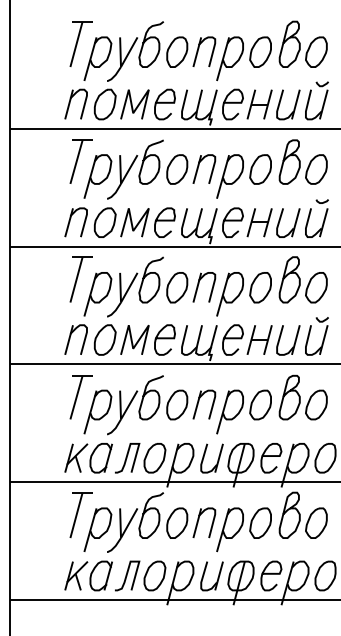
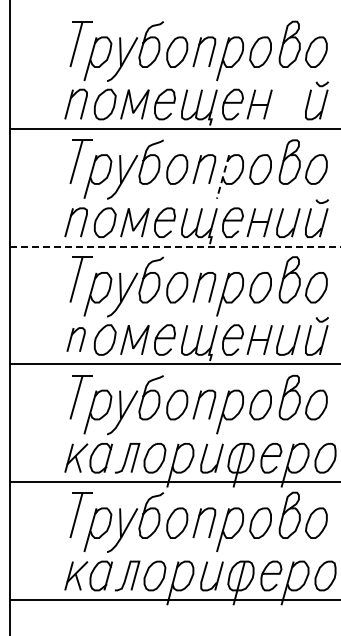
part: present -> none (294, 105)
line: solid -> dashed (223, 176)
line: solid -> dashed (175, 246)
part size: 24x31 px -> 20x25 px (75, 339)
